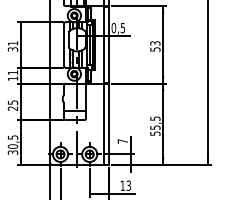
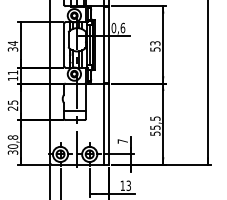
text: 0,5 -> 0,6 (122, 27)
text: 31 -> 34 (13, 43)
text: 30,5 -> 30,8 (12, 137)
